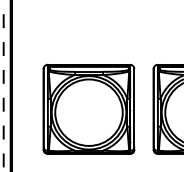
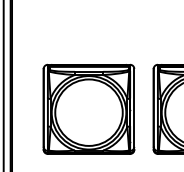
line: dashed -> solid (3, 86)
